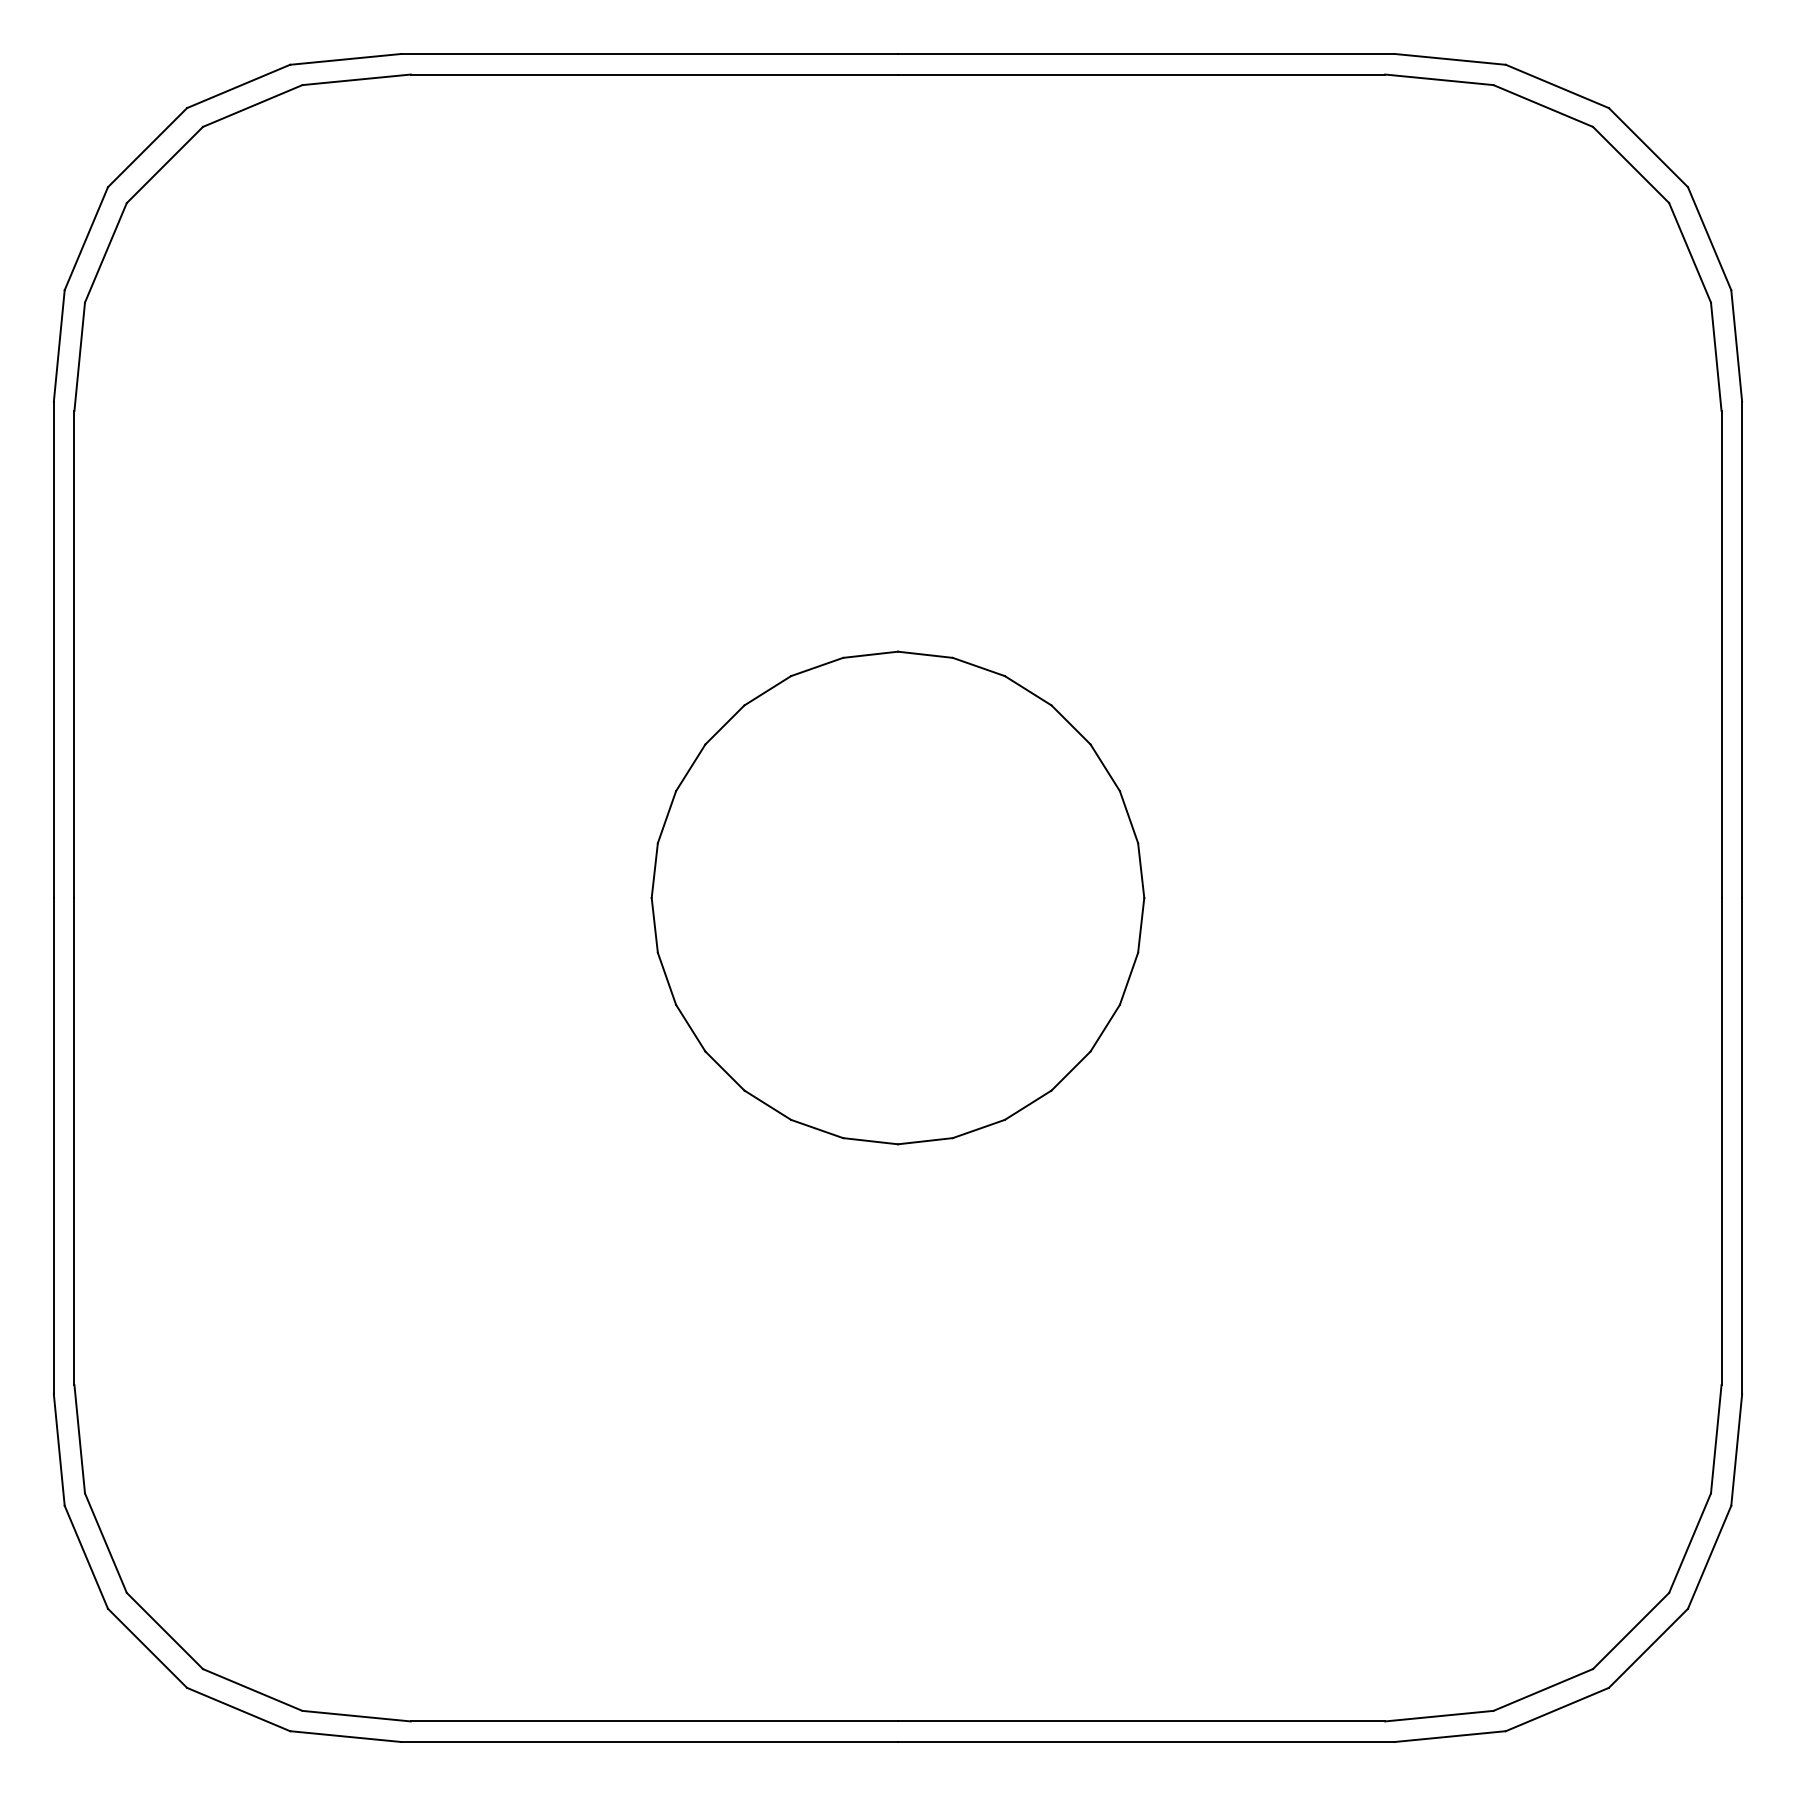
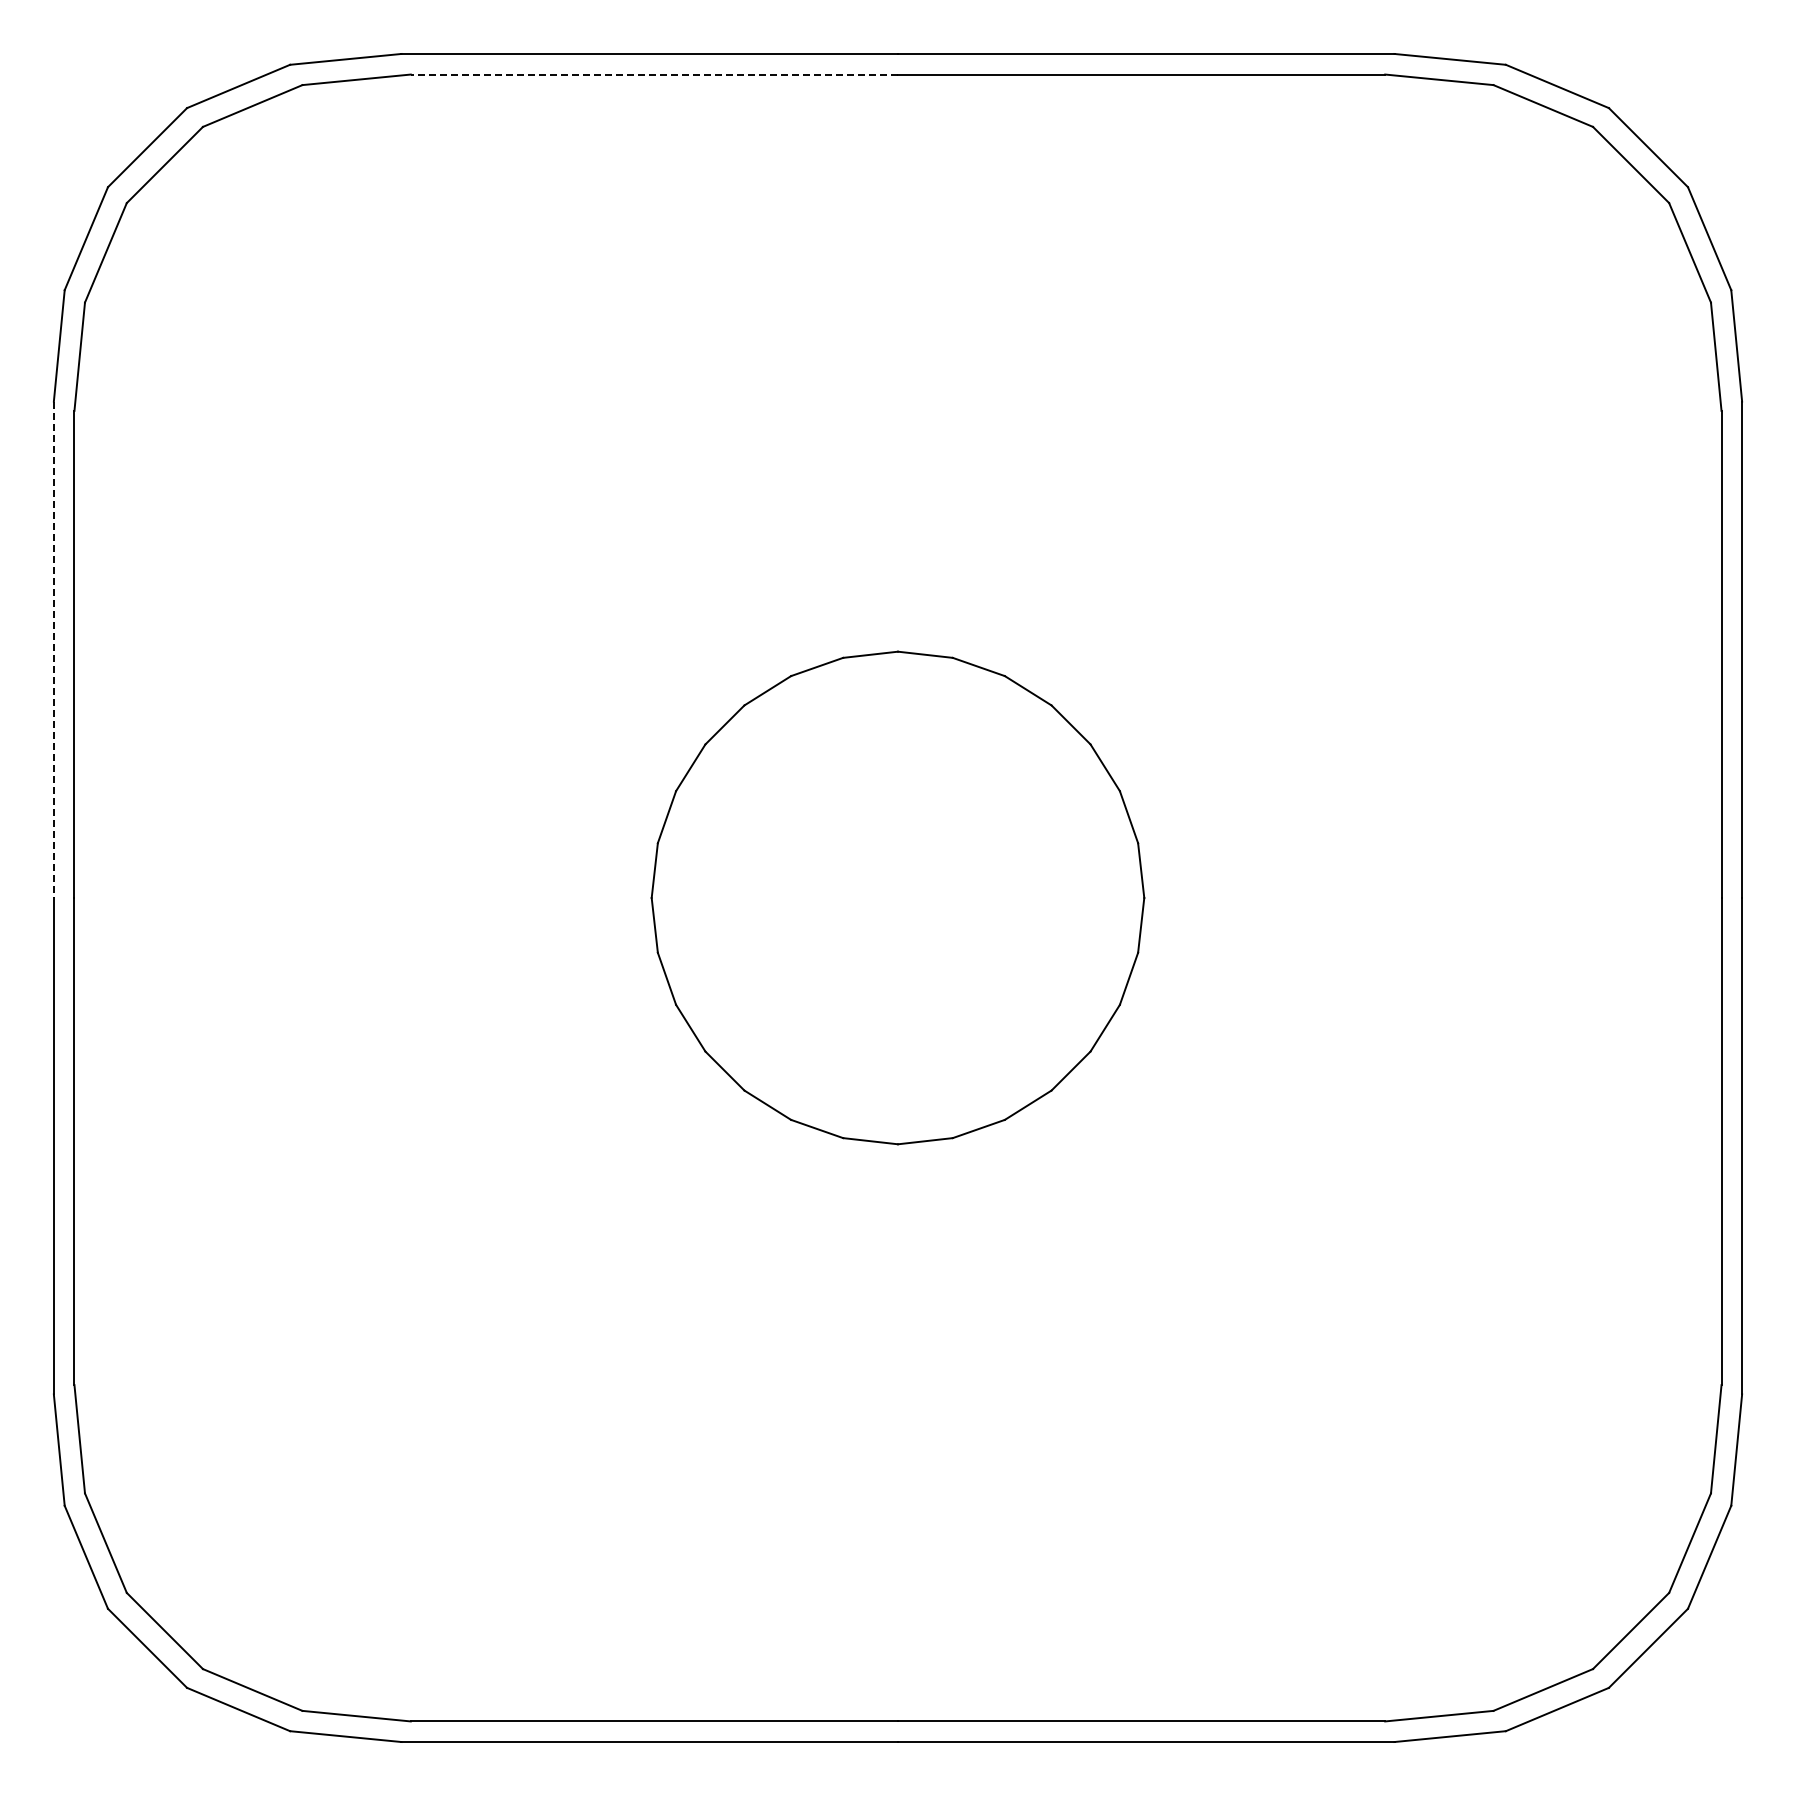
line: solid -> dashed (654, 74)
line: solid -> dashed (53, 650)
